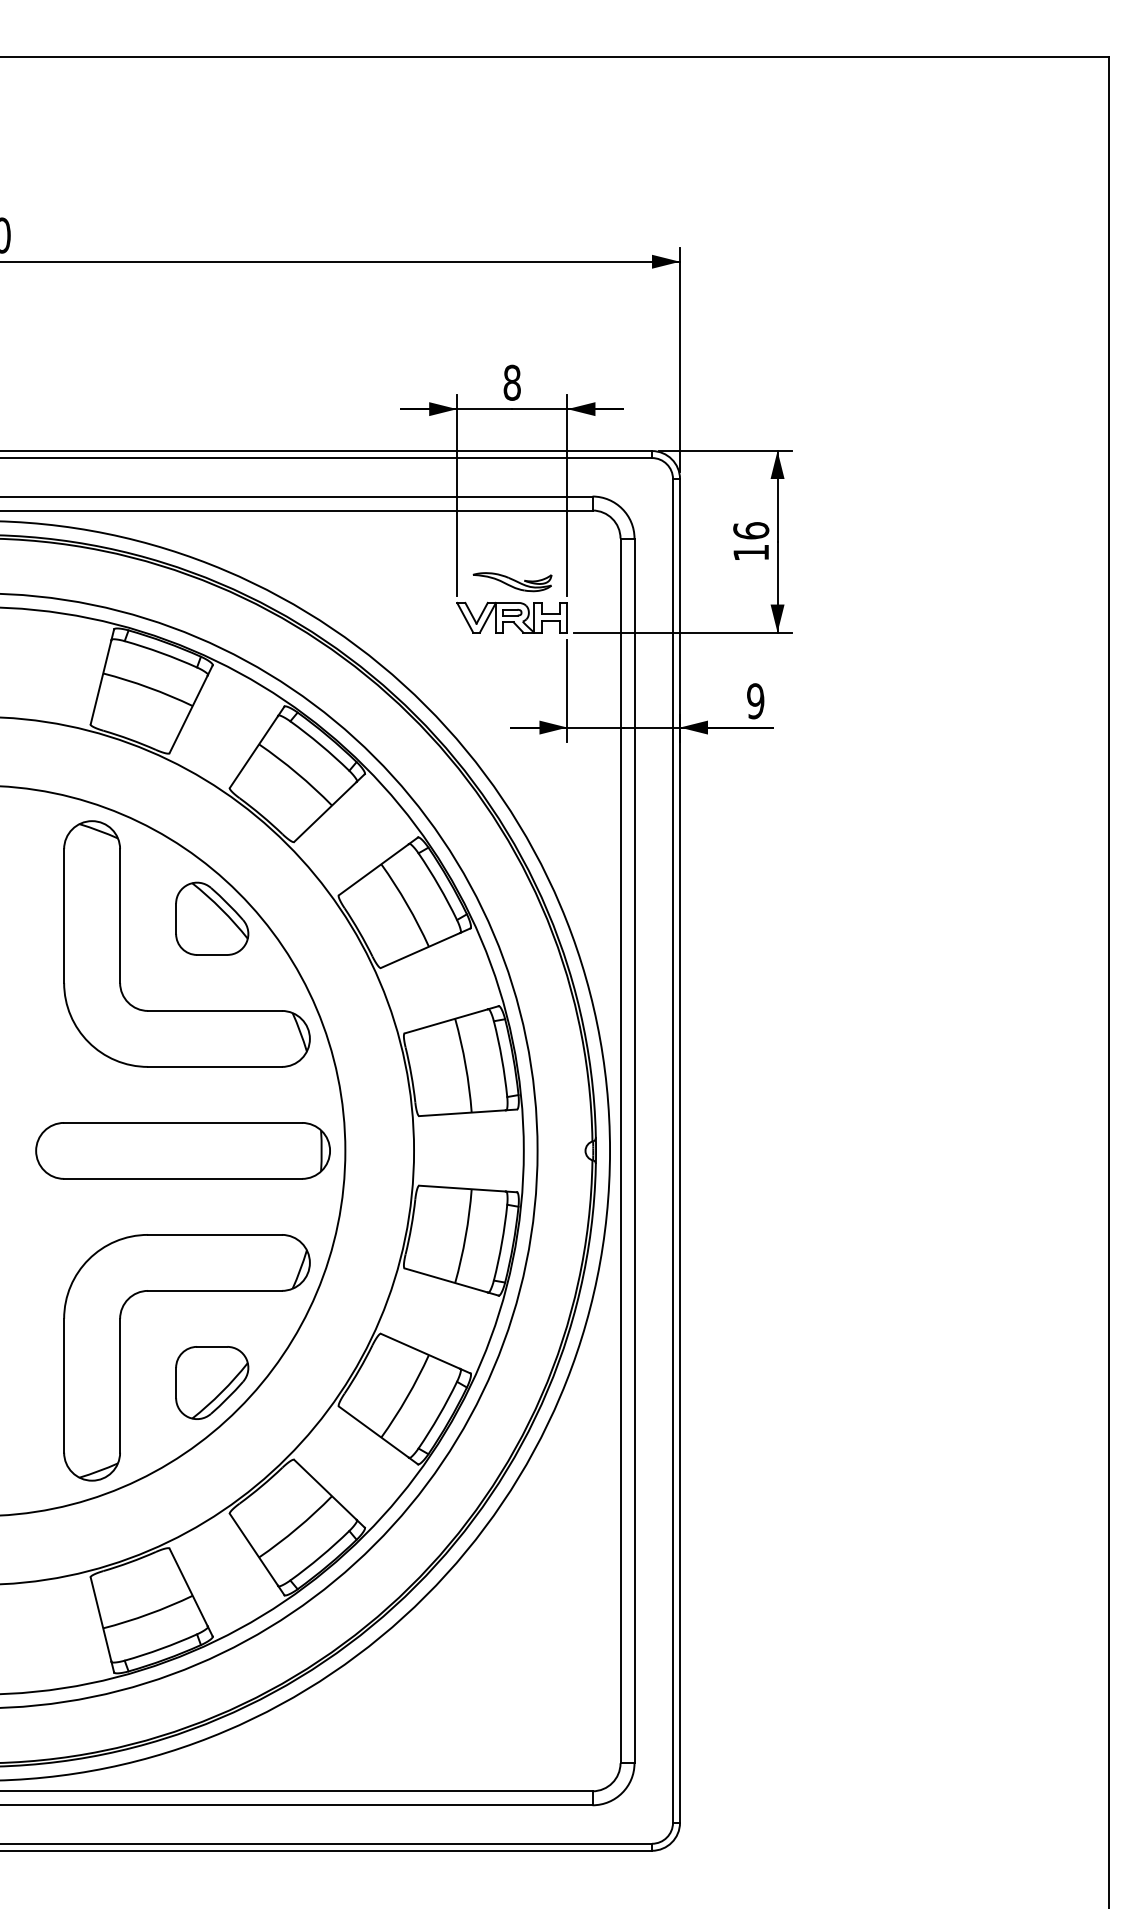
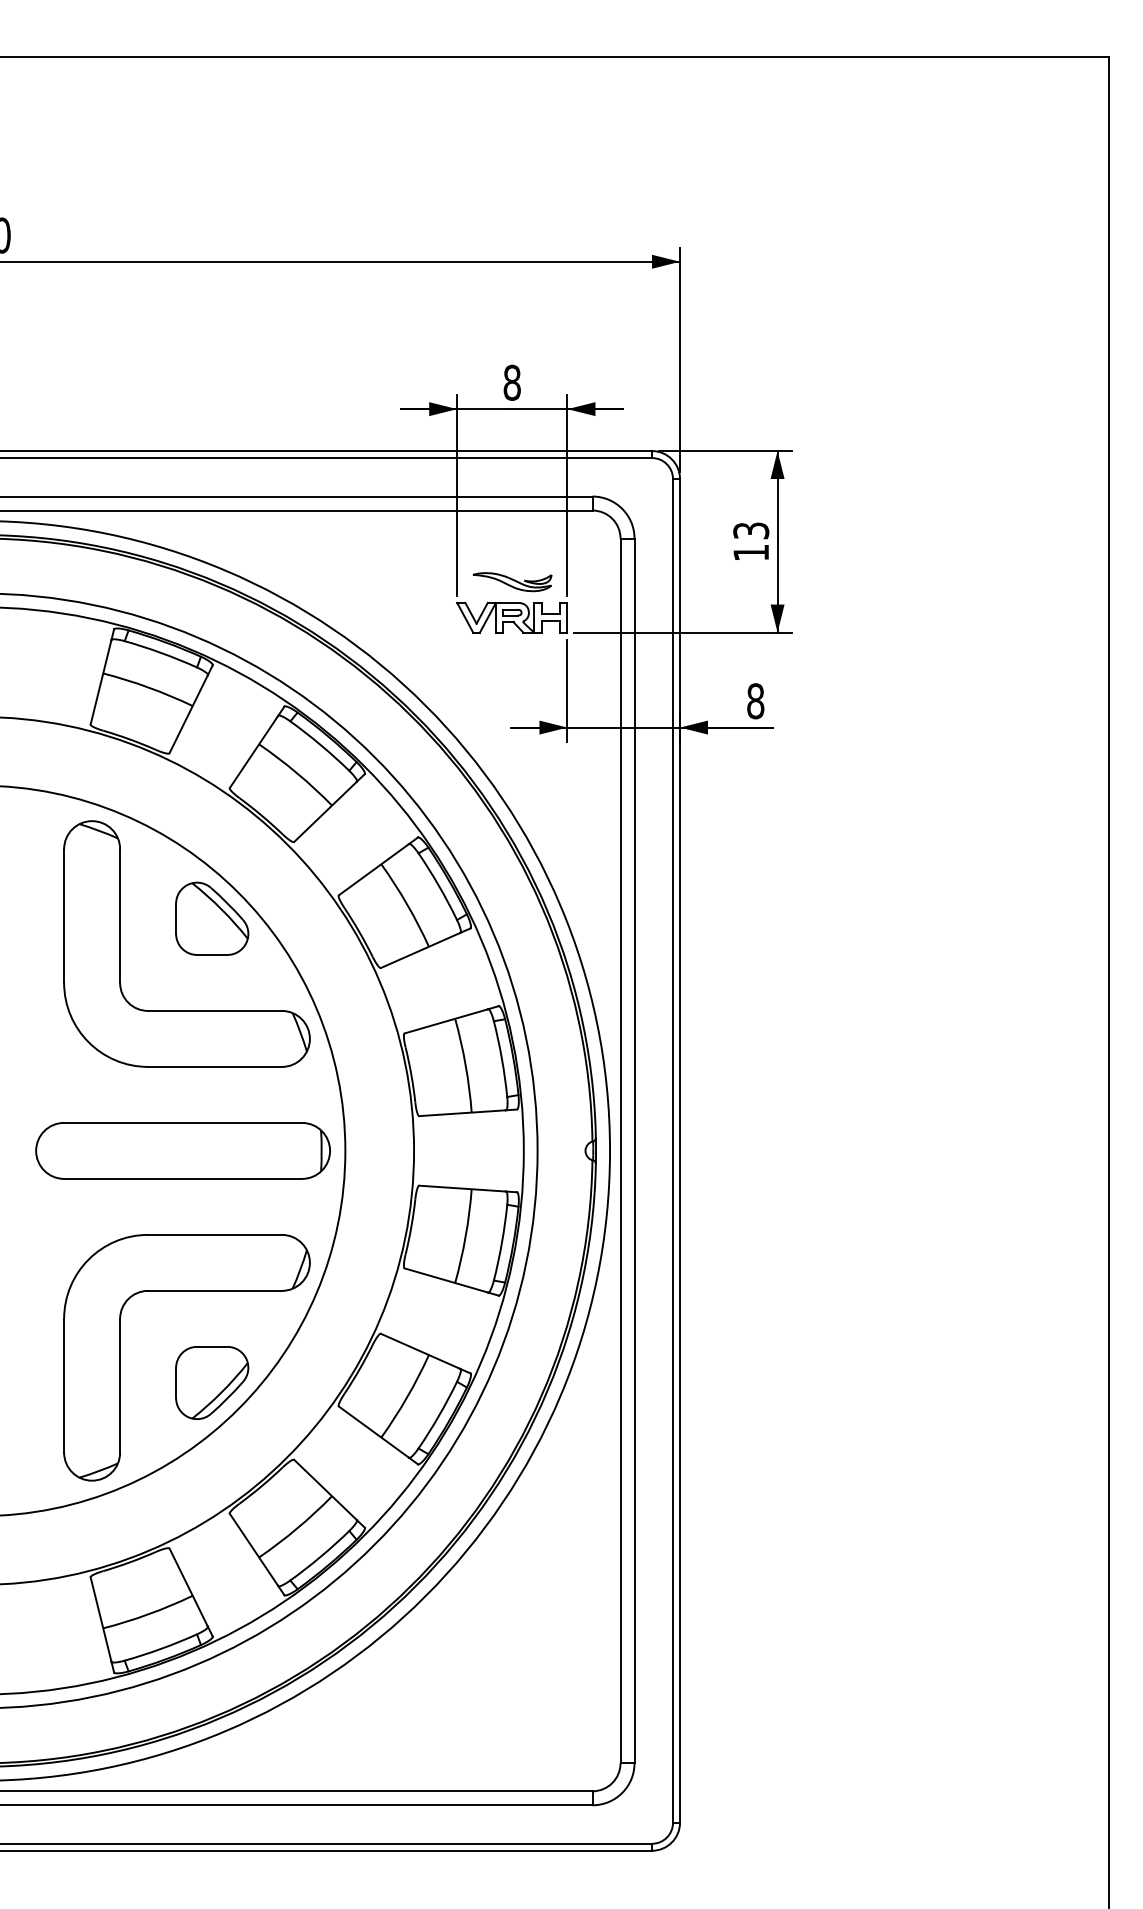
text: 16 -> 13 (751, 530)
text: 9 -> 8 (755, 701)
